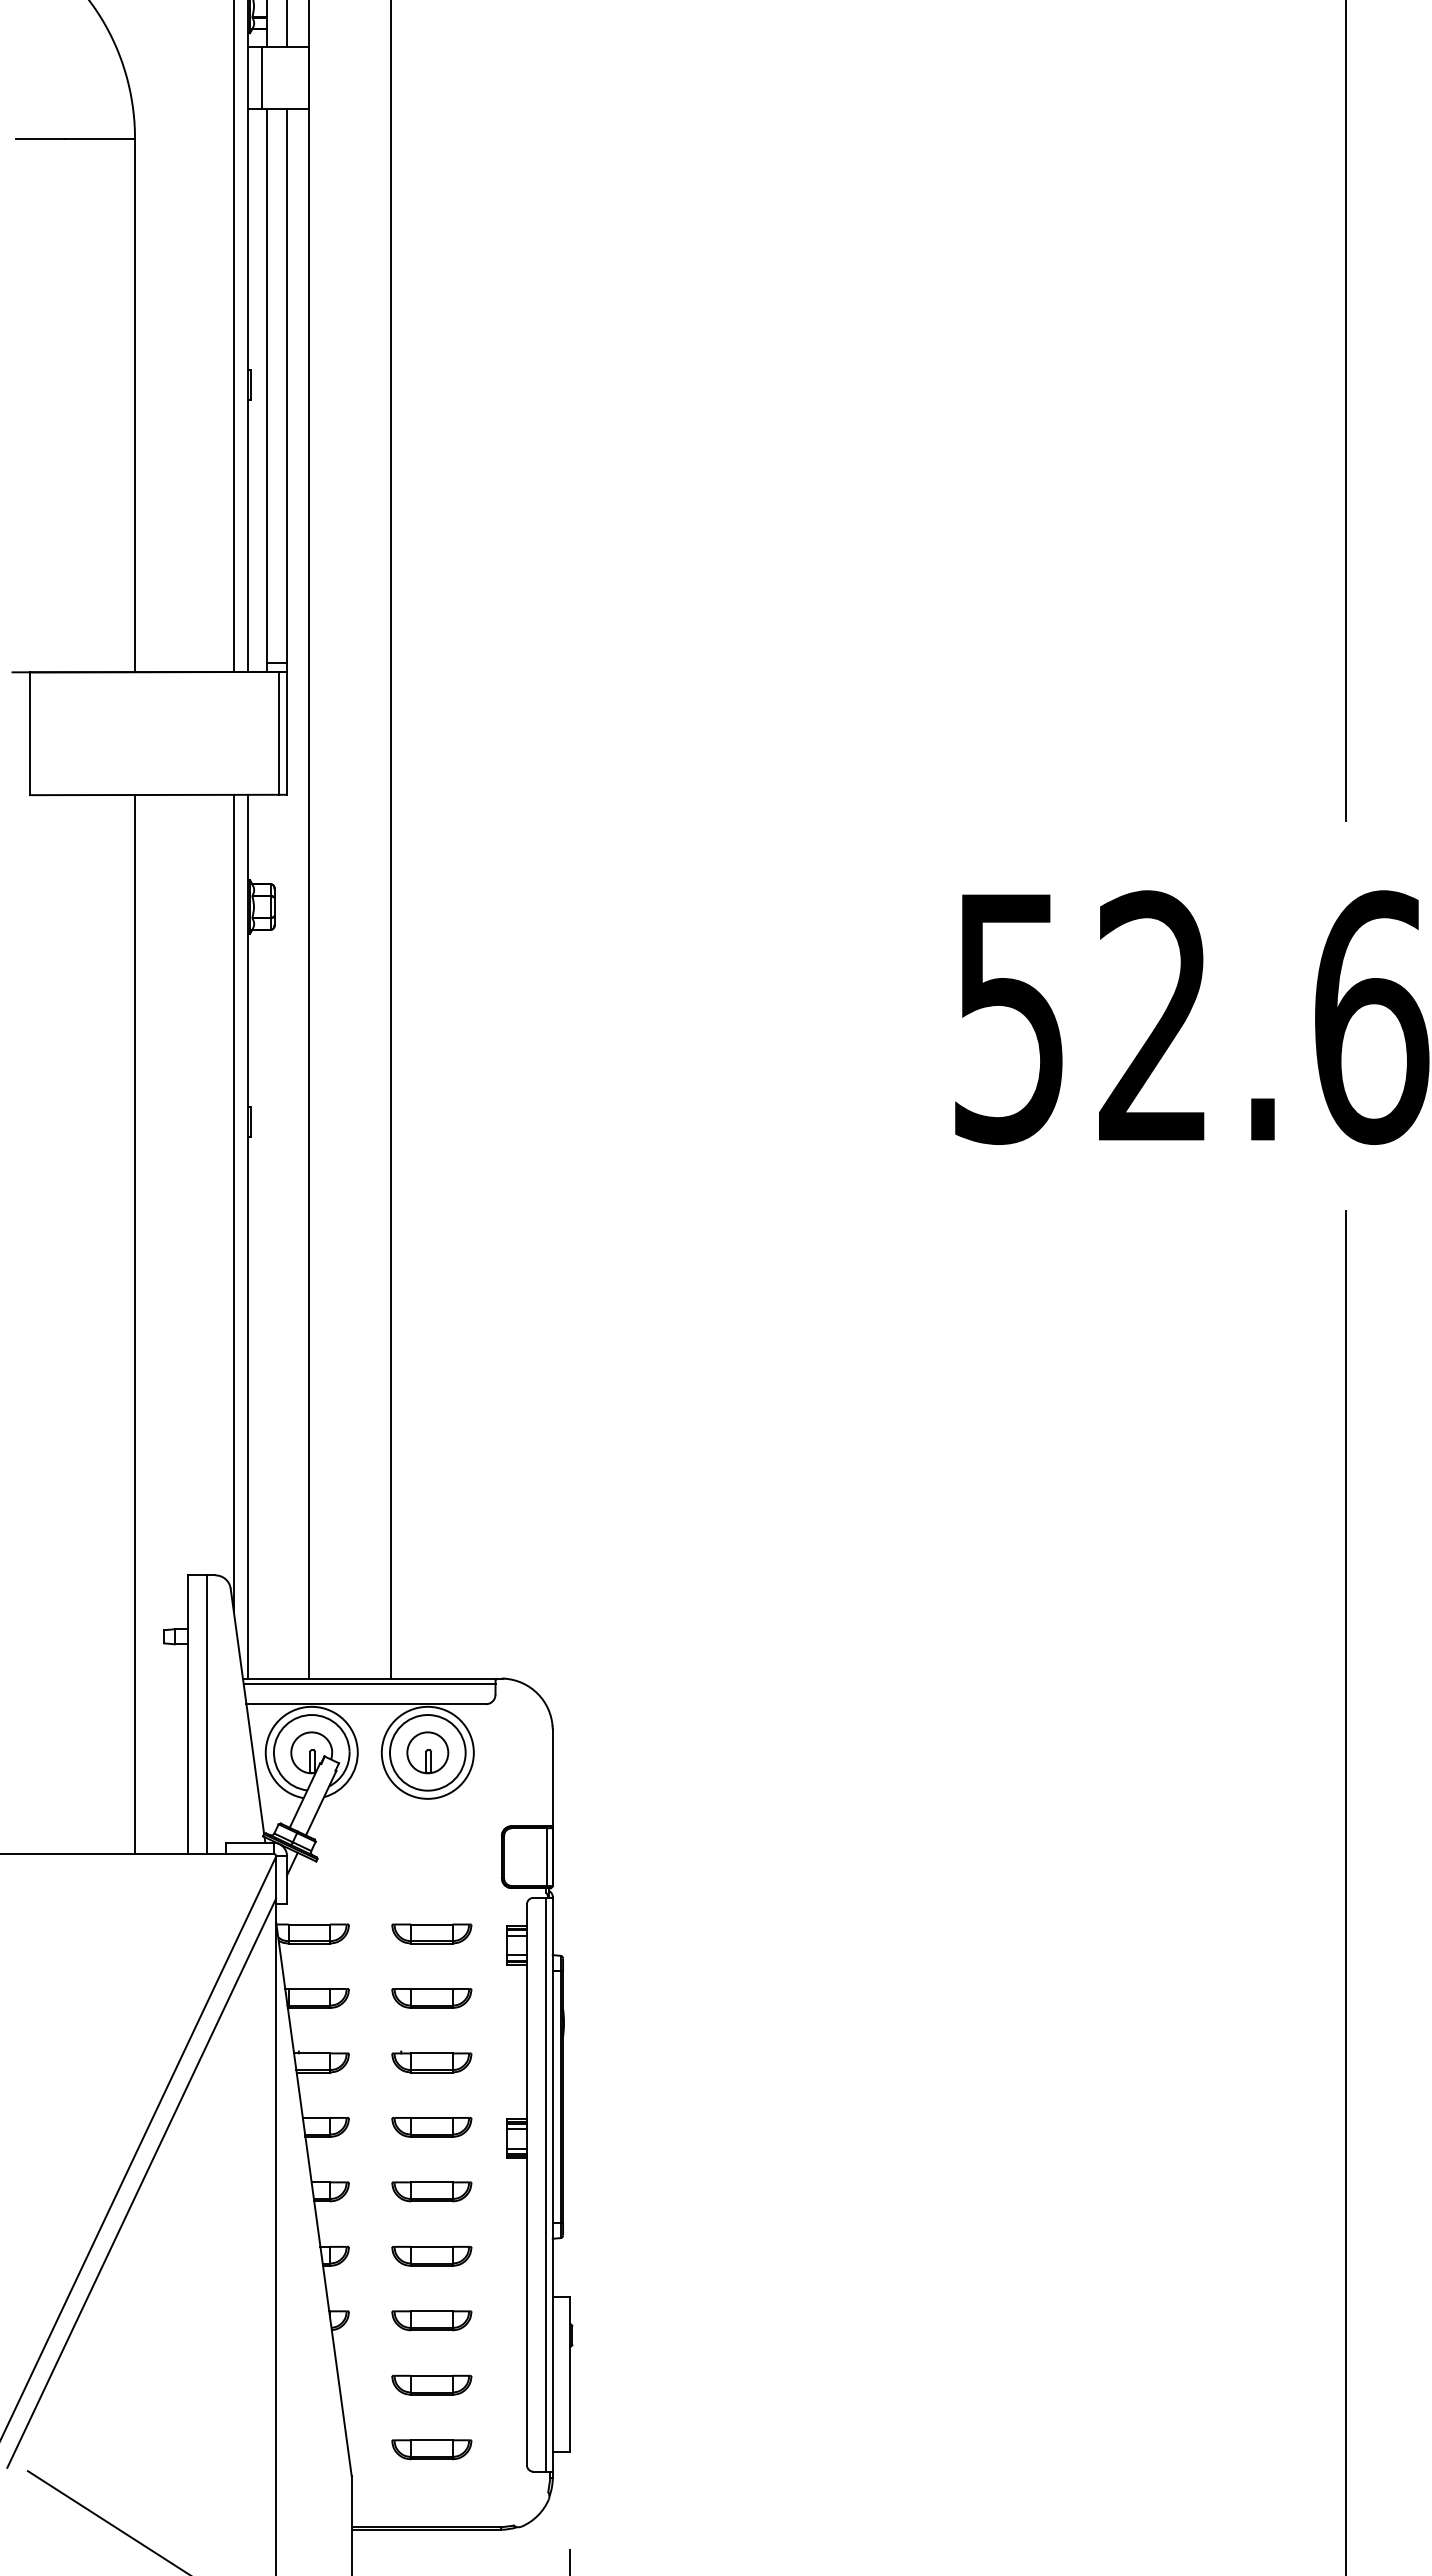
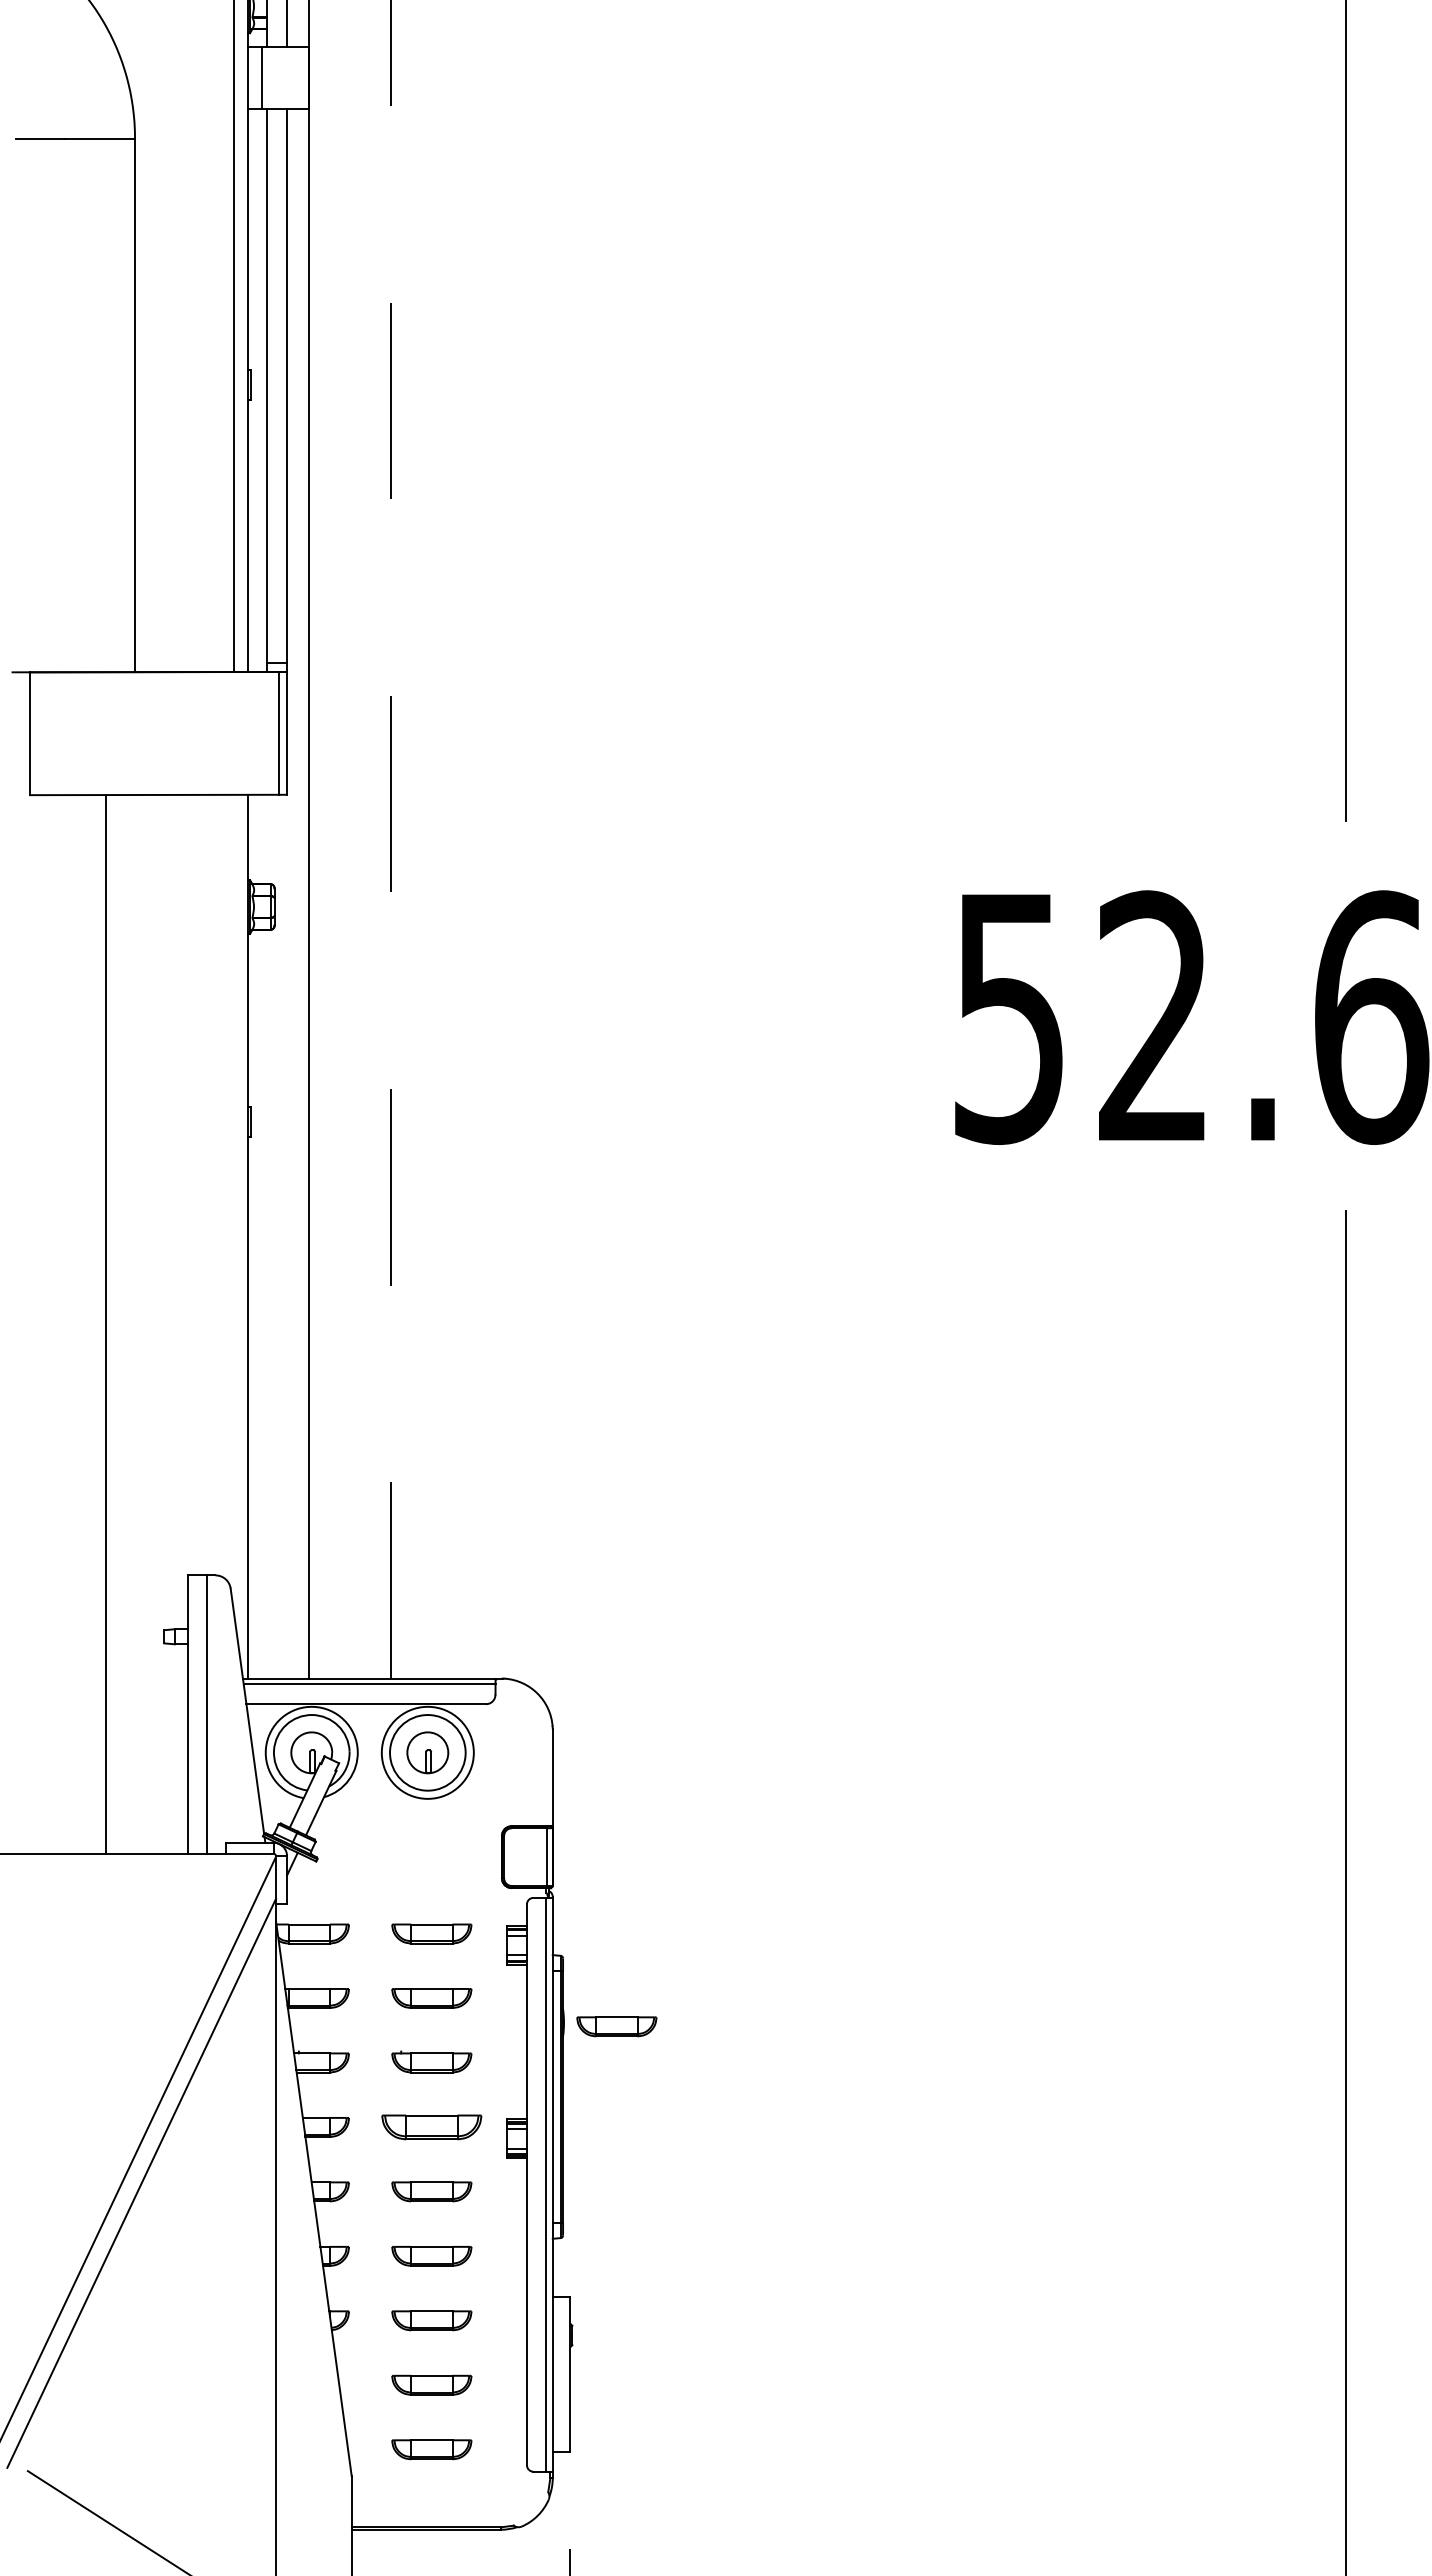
line: solid -> dashed (391, 838)
line: present -> none (233, 1203)
line position: (135, 1324) -> (106, 1324) (106, 1324)
part: none -> present (616, 2026)
part size: 82x21 px -> 102x27 px (431, 2127)
